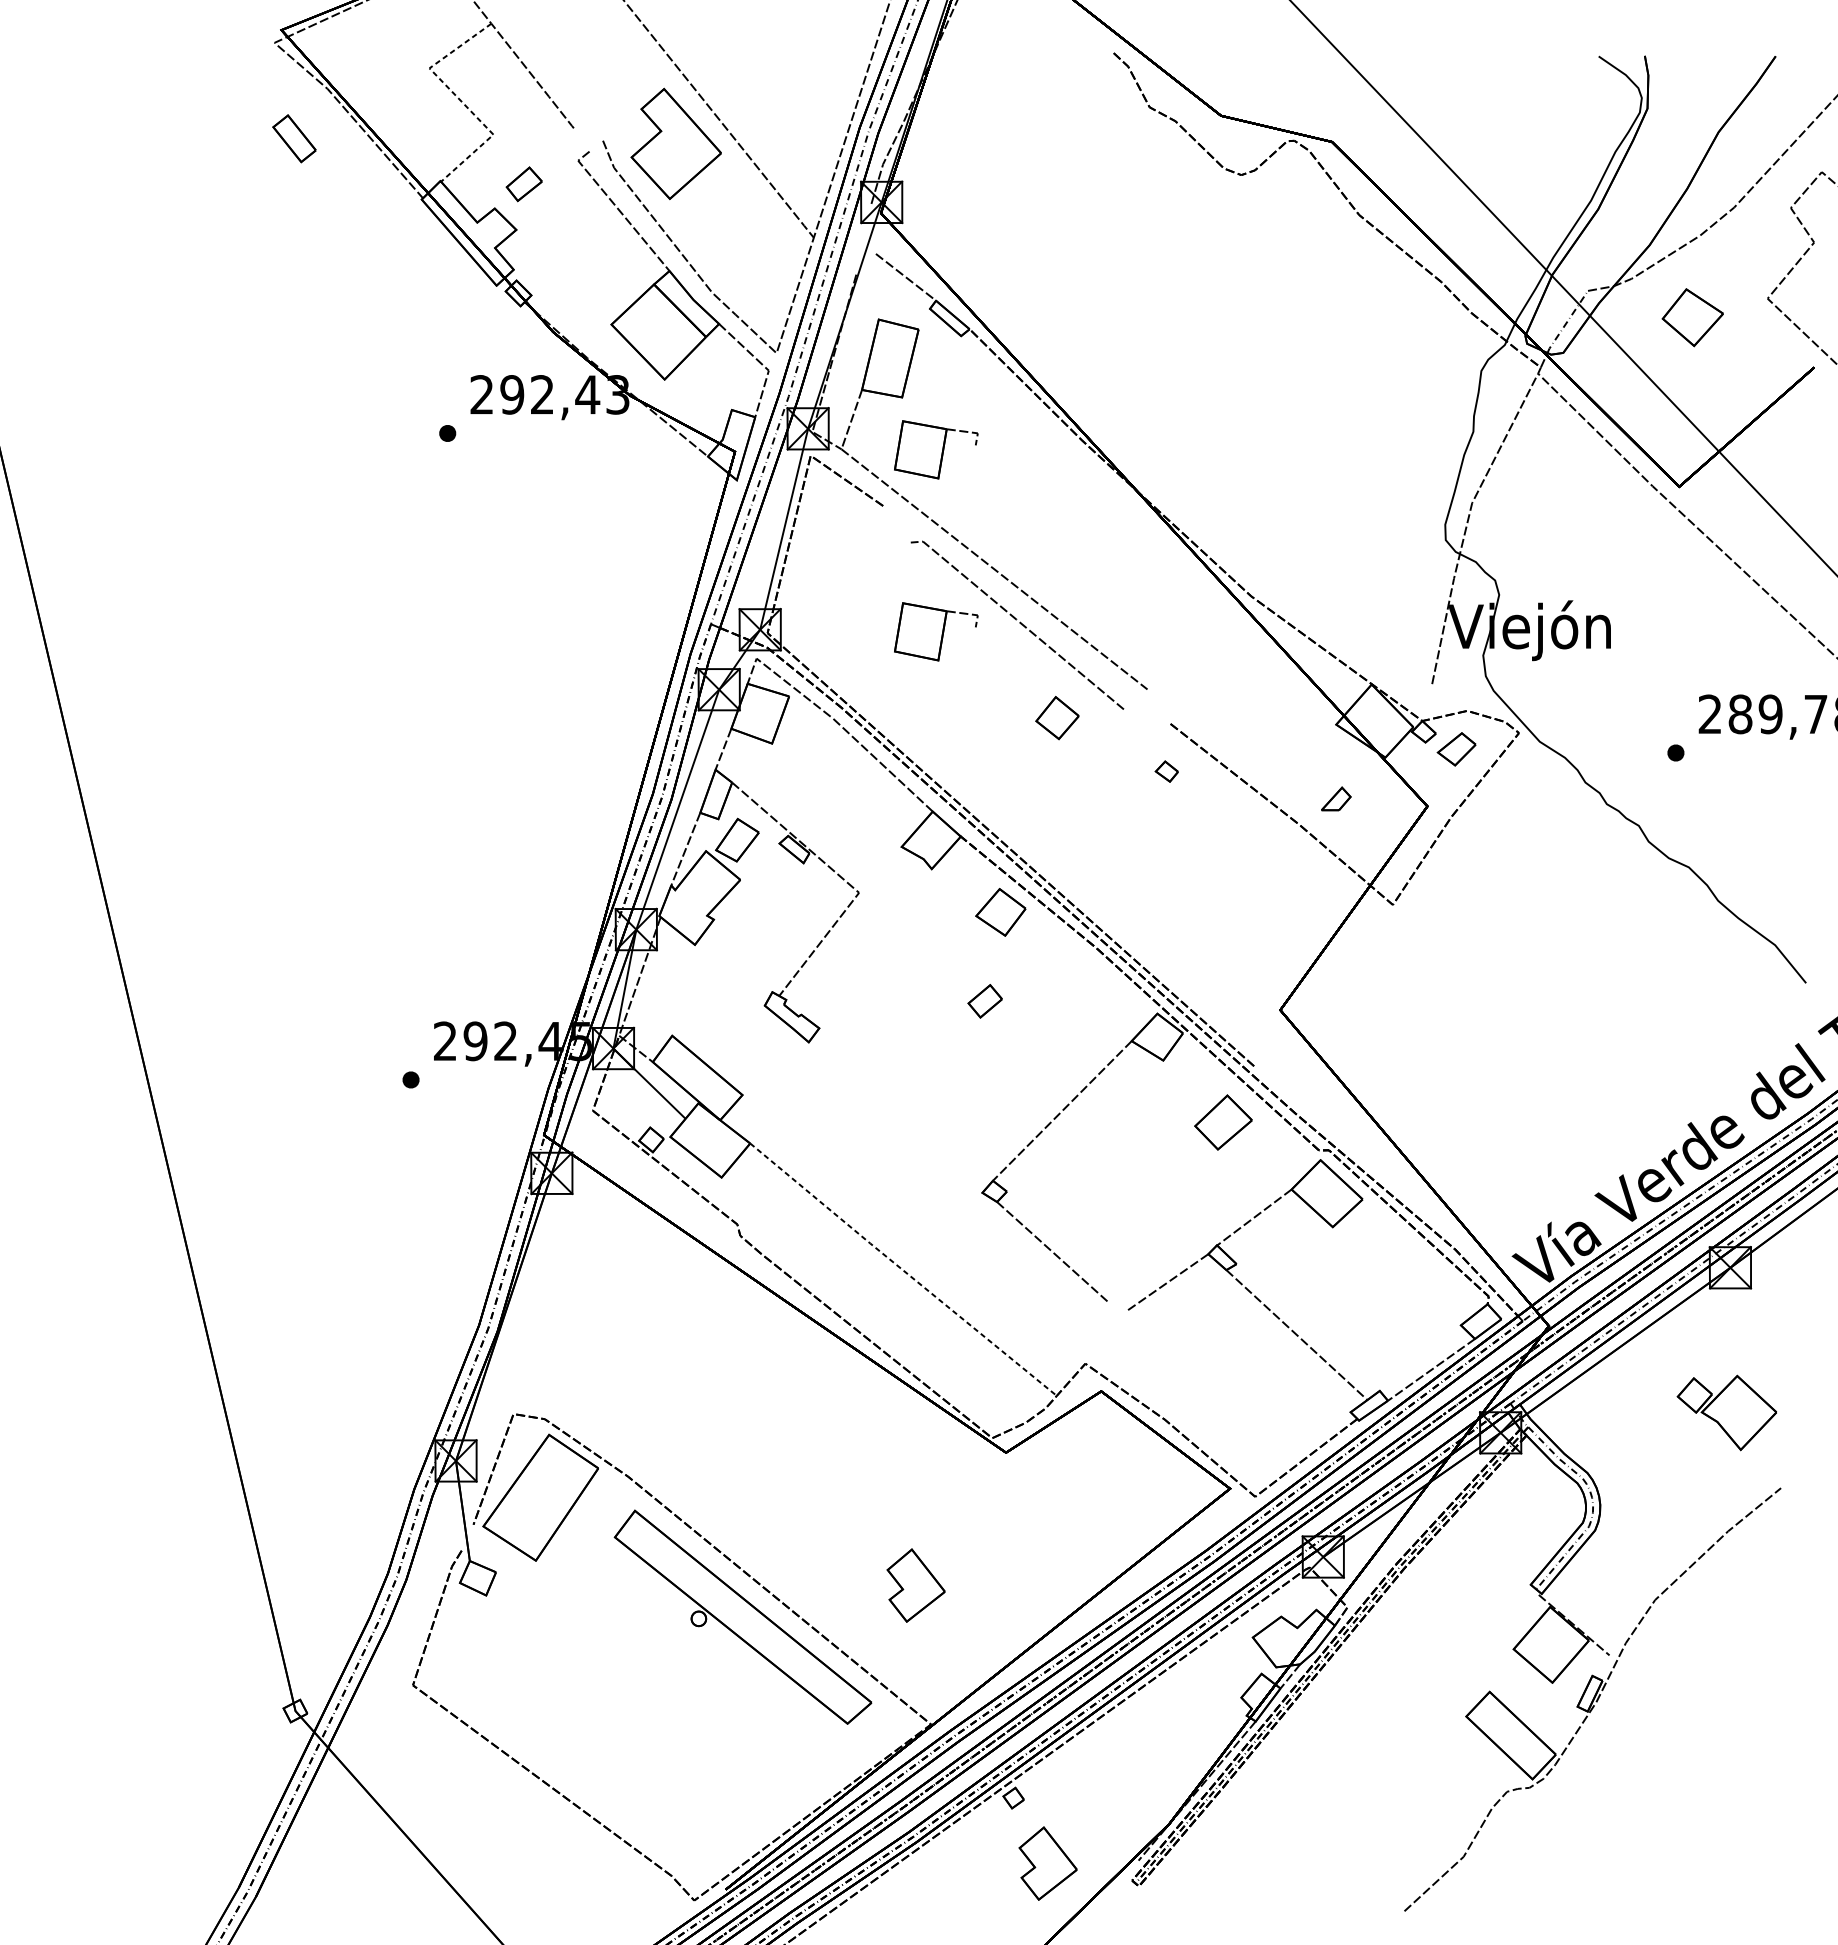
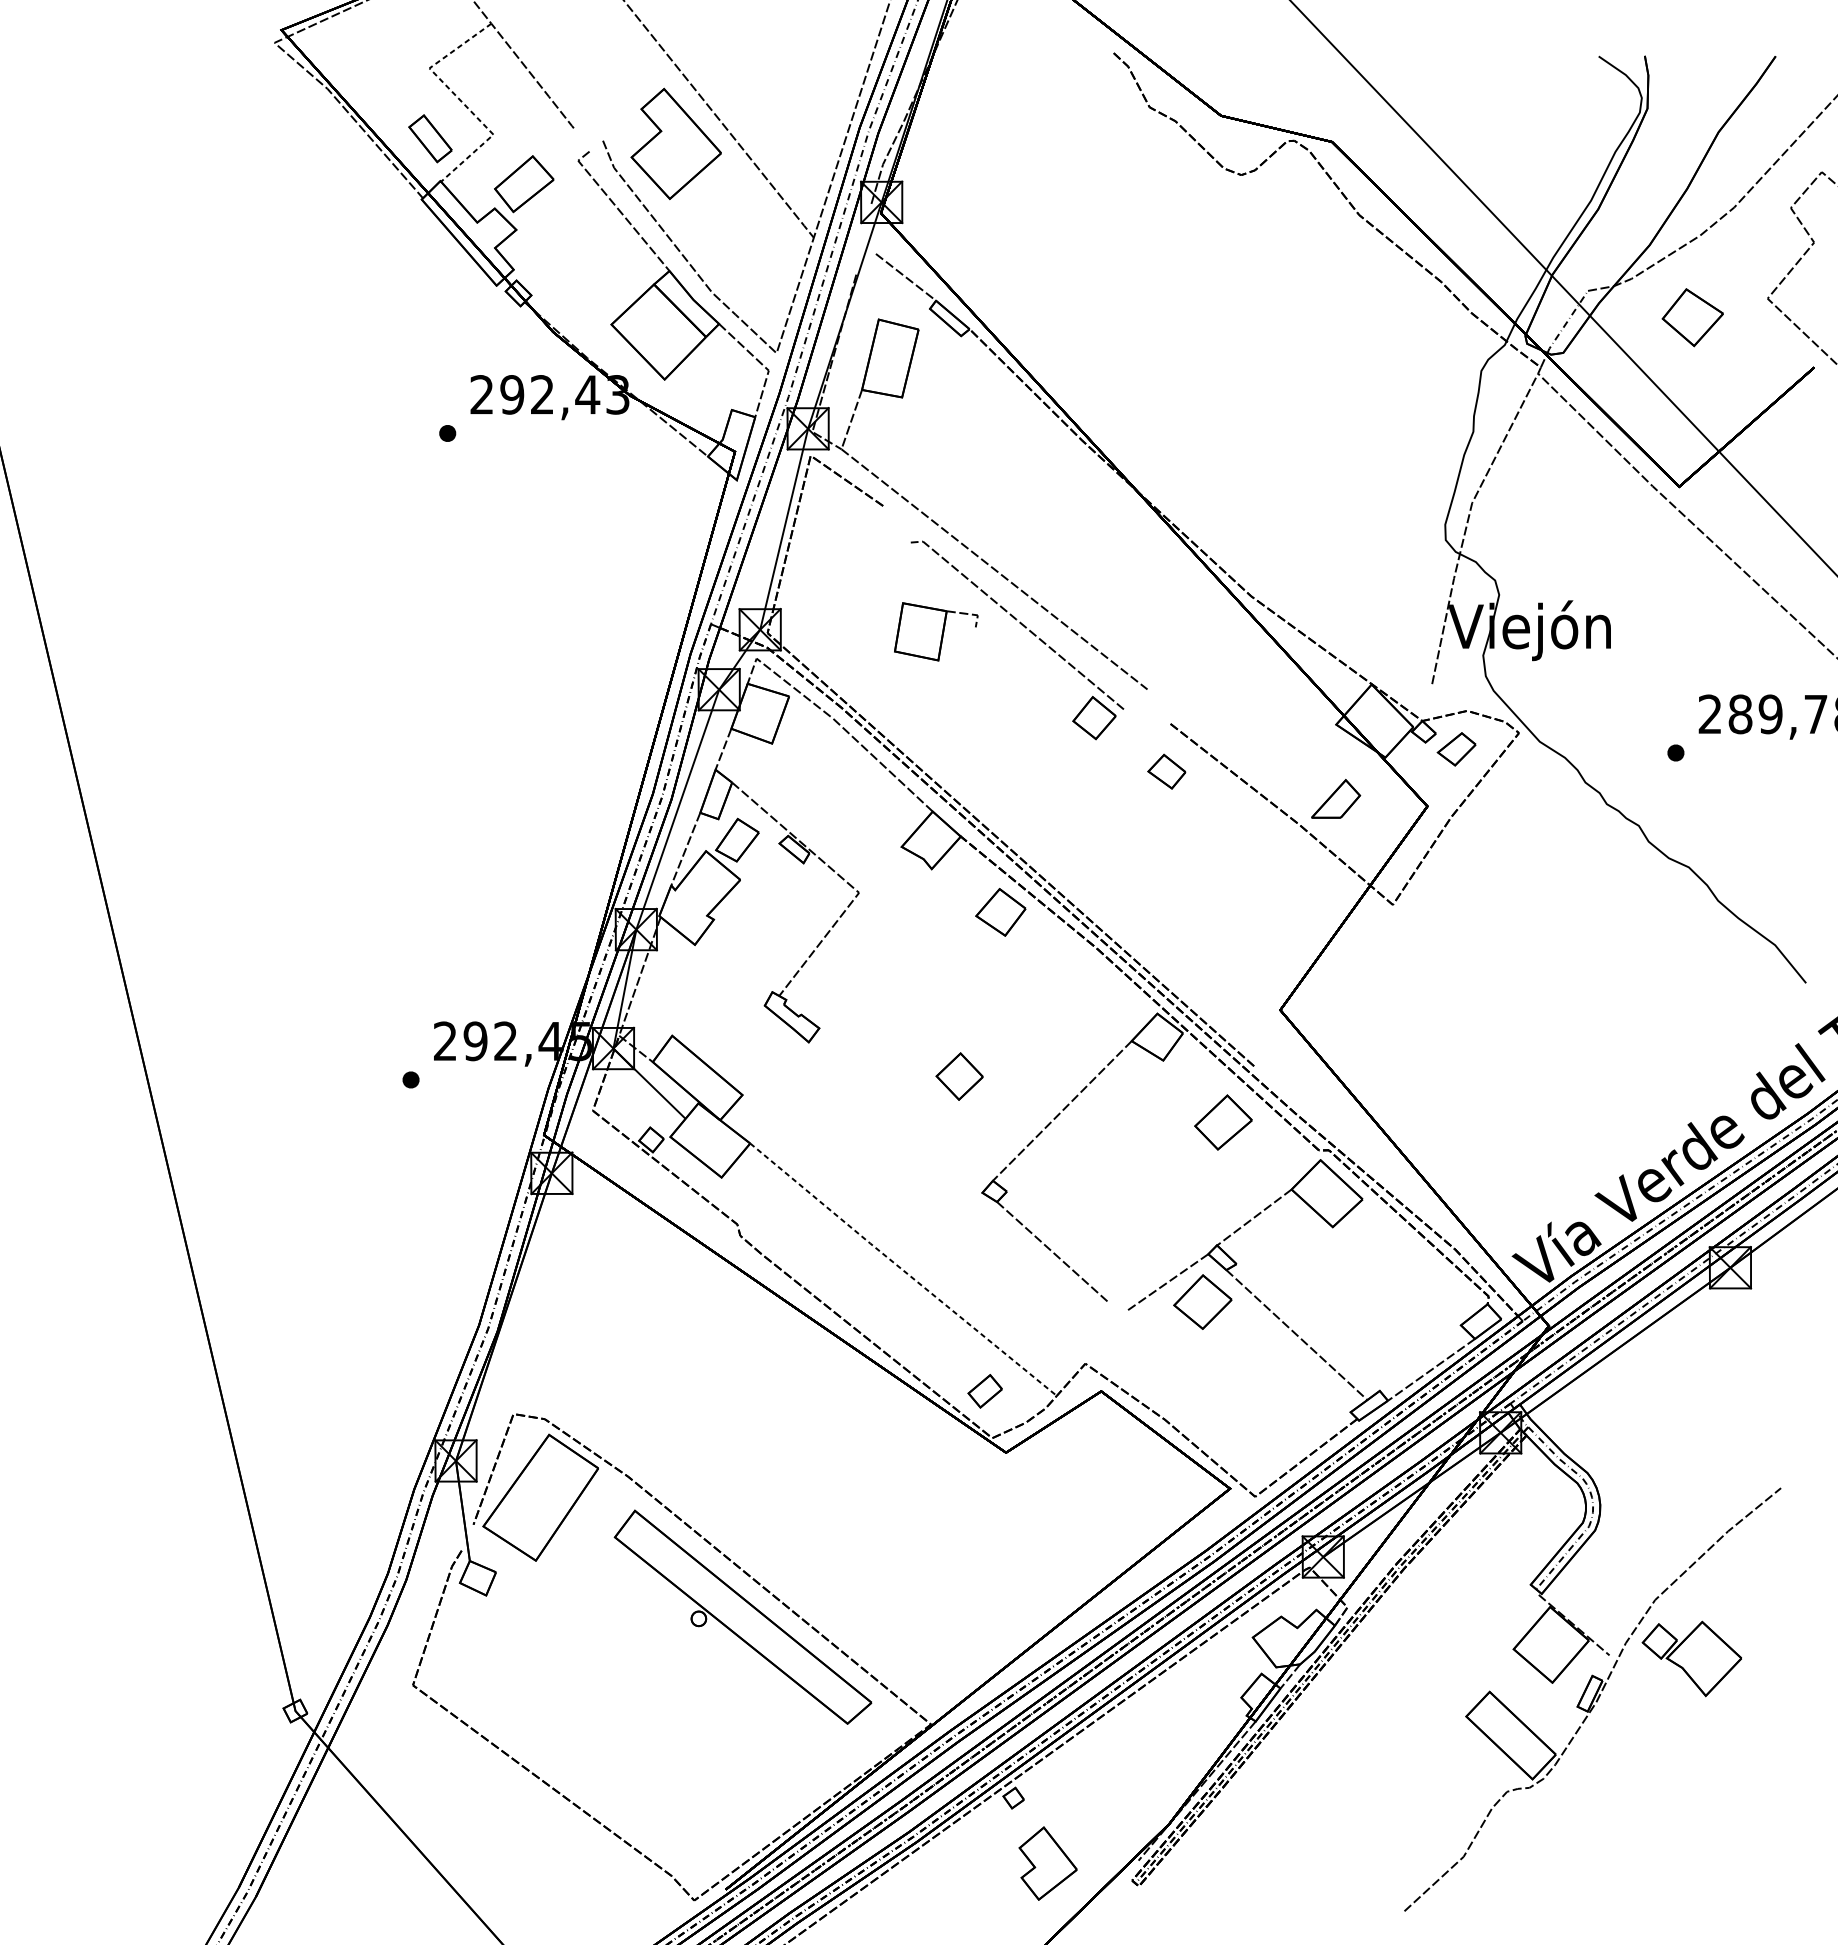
part position: (294, 138) -> (430, 138) (430, 138)
part size: 38x37 px -> 61x59 px (524, 184)
part: present -> none (936, 449)
part position: (1057, 718) -> (1094, 718) (1094, 718)
part size: 25x23 px -> 40x37 px (1166, 771)
part size: 31x26 px -> 51x40 px (1336, 798)
part position: (984, 1001) -> (984, 1391) (984, 1391)
part: none -> present (959, 1076)
part: none -> present (1202, 1301)
part position: (1726, 1412) -> (1691, 1658) (1691, 1658)
part: present -> none (915, 1585)
